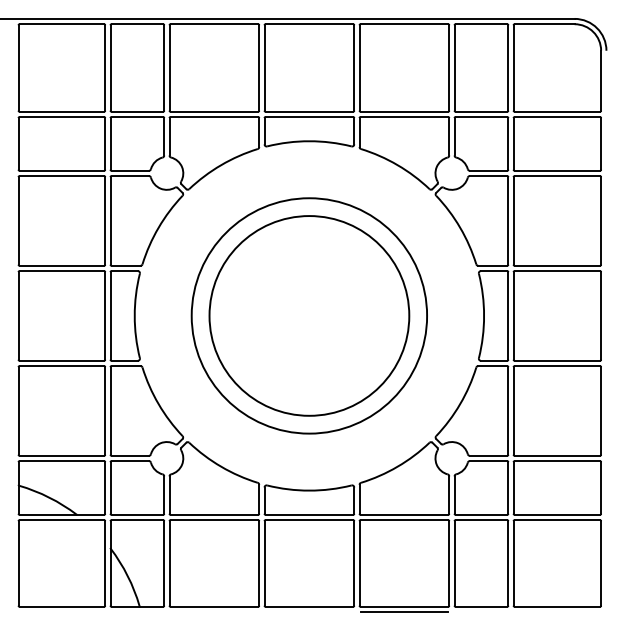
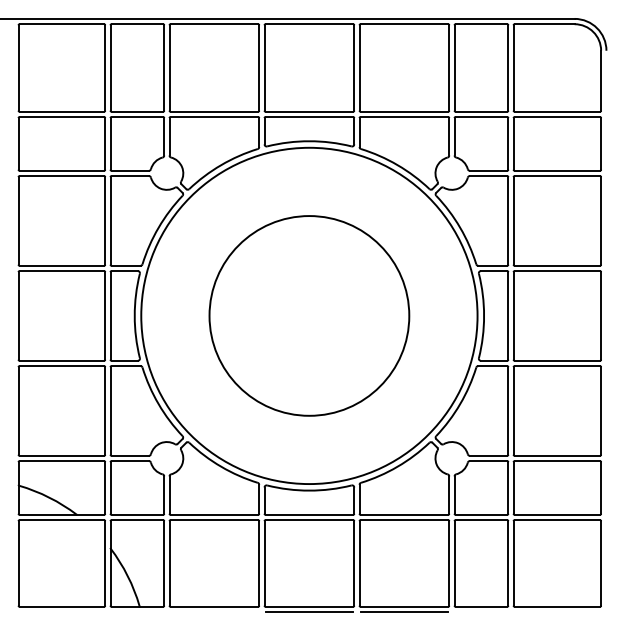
circle diameter: 235 px -> 336 px (309, 315)
line: none -> present (309, 612)
